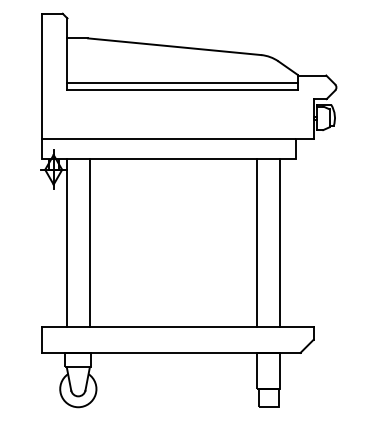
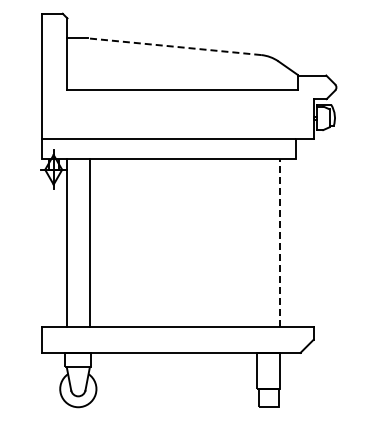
line: solid -> dashed (174, 46)
line: present -> none (182, 82)
line: present -> none (257, 242)
line: solid -> dashed (280, 242)
